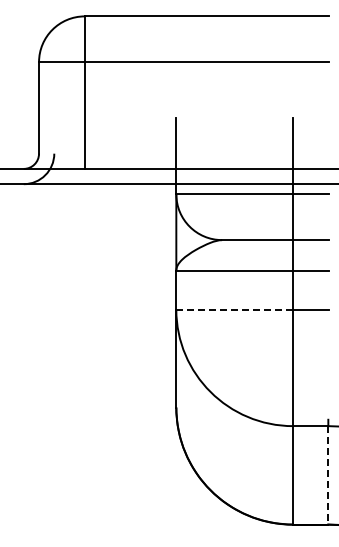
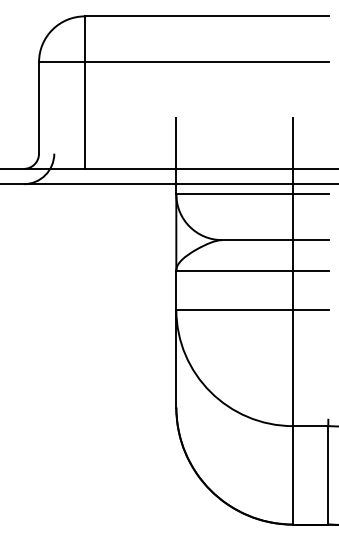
line: dashed -> solid (234, 309)
line: dashed -> solid (328, 475)
